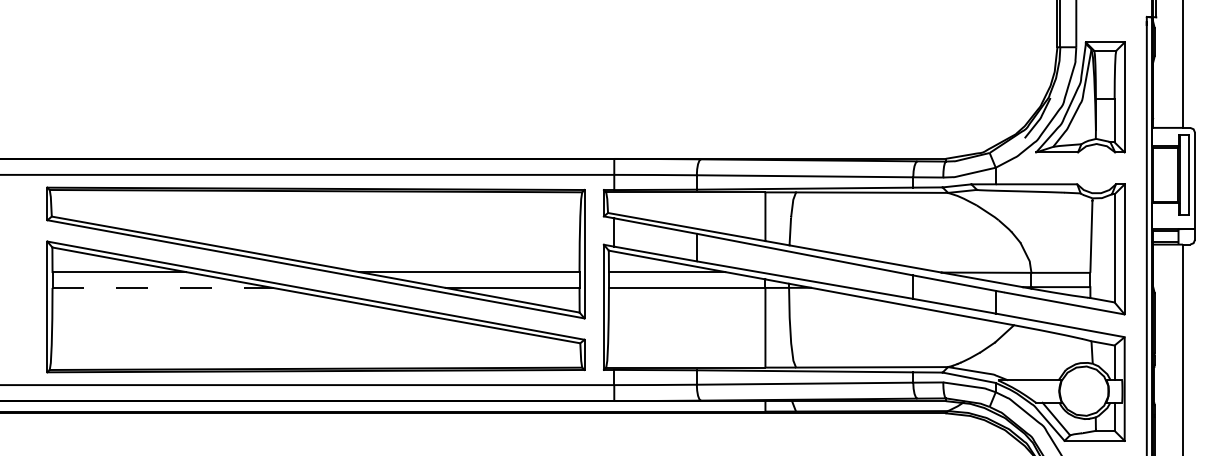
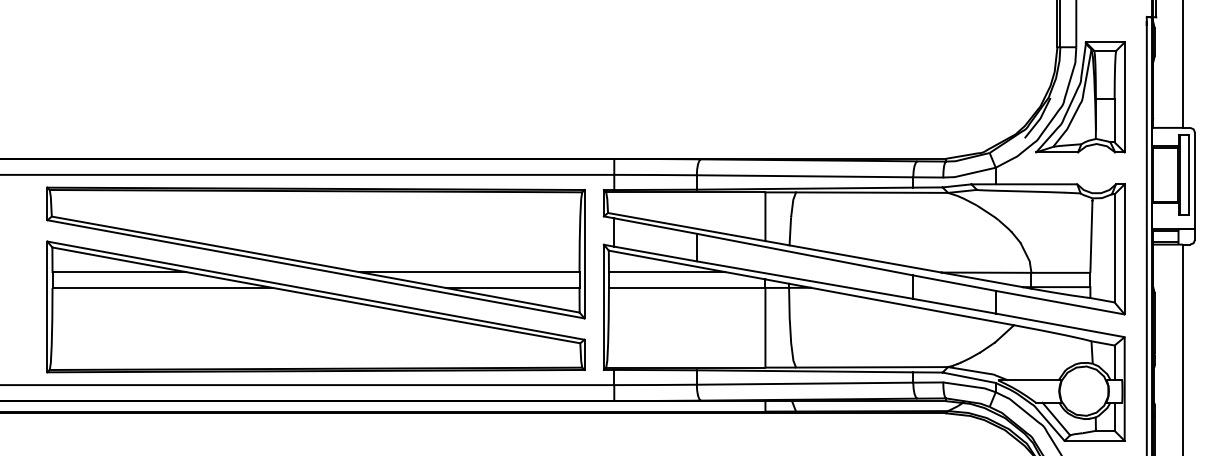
line: dashed -> solid (163, 287)
